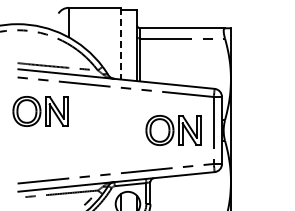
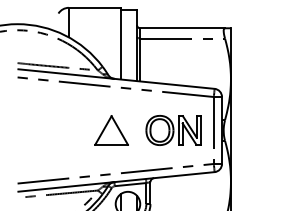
line: dashed -> solid (120, 43)
part: present -> none (40, 111)
part: none -> present (111, 130)
